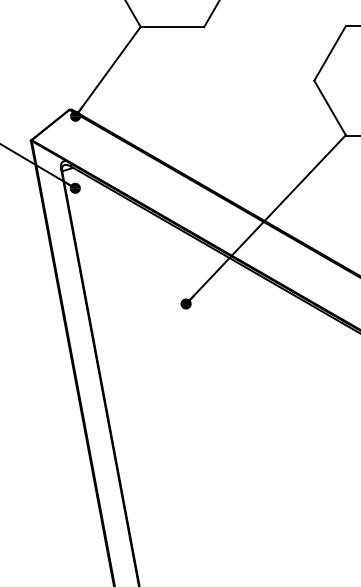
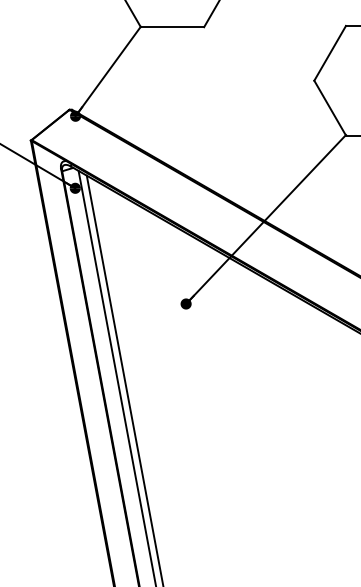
line: none -> present (116, 376)
line: none -> present (124, 379)
